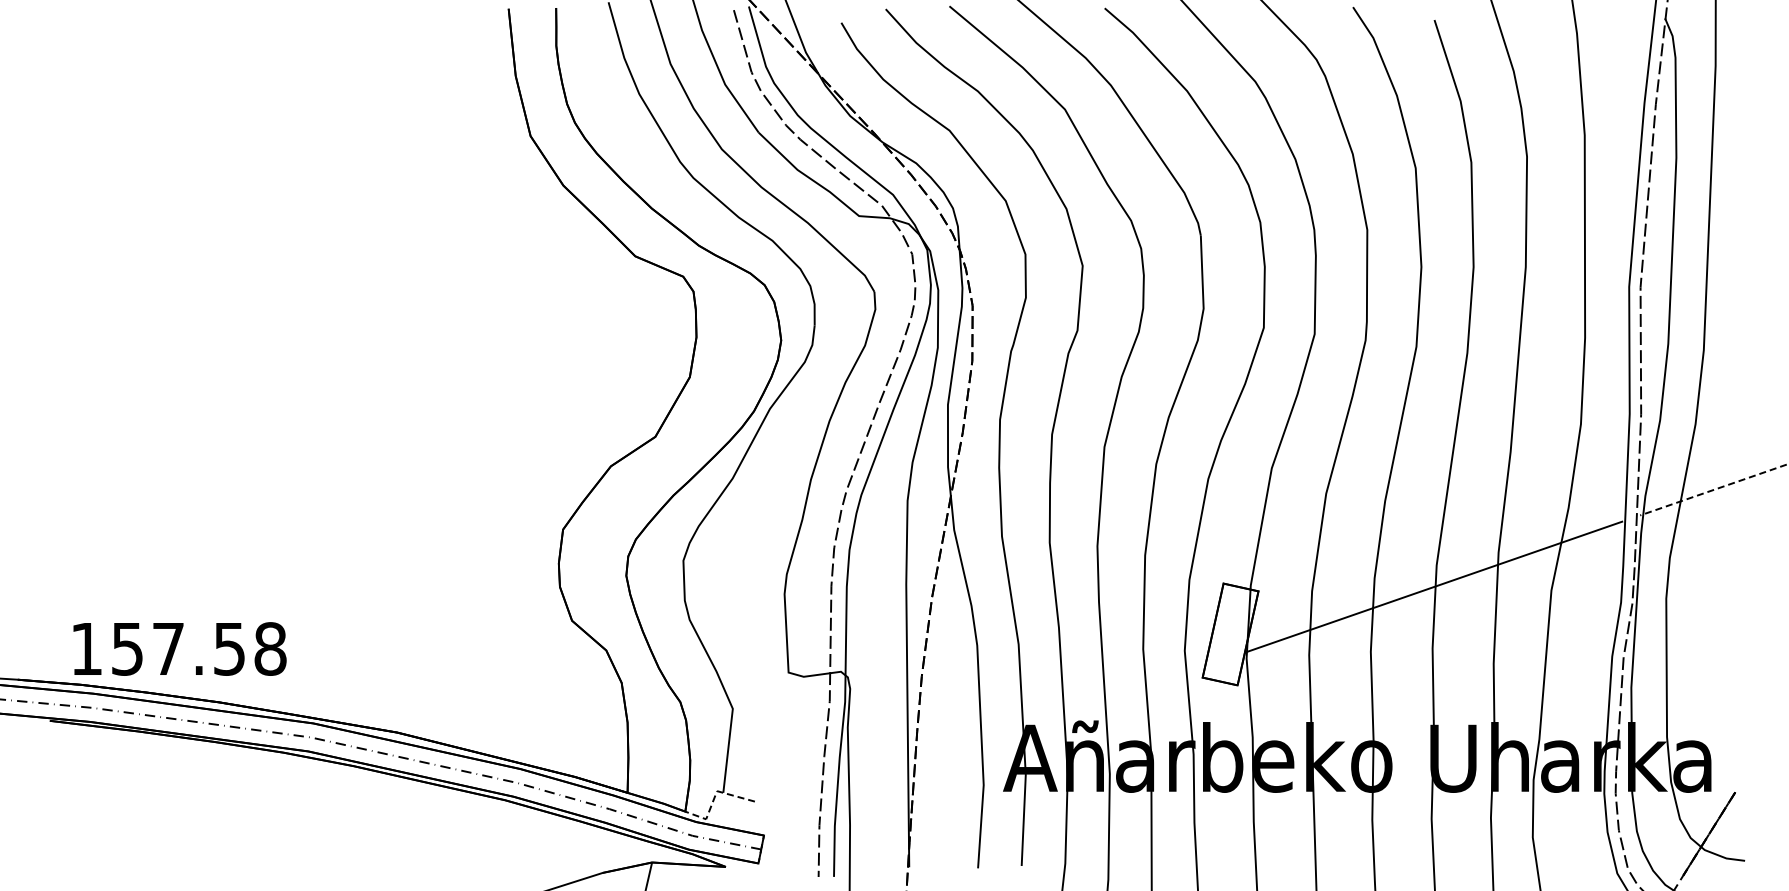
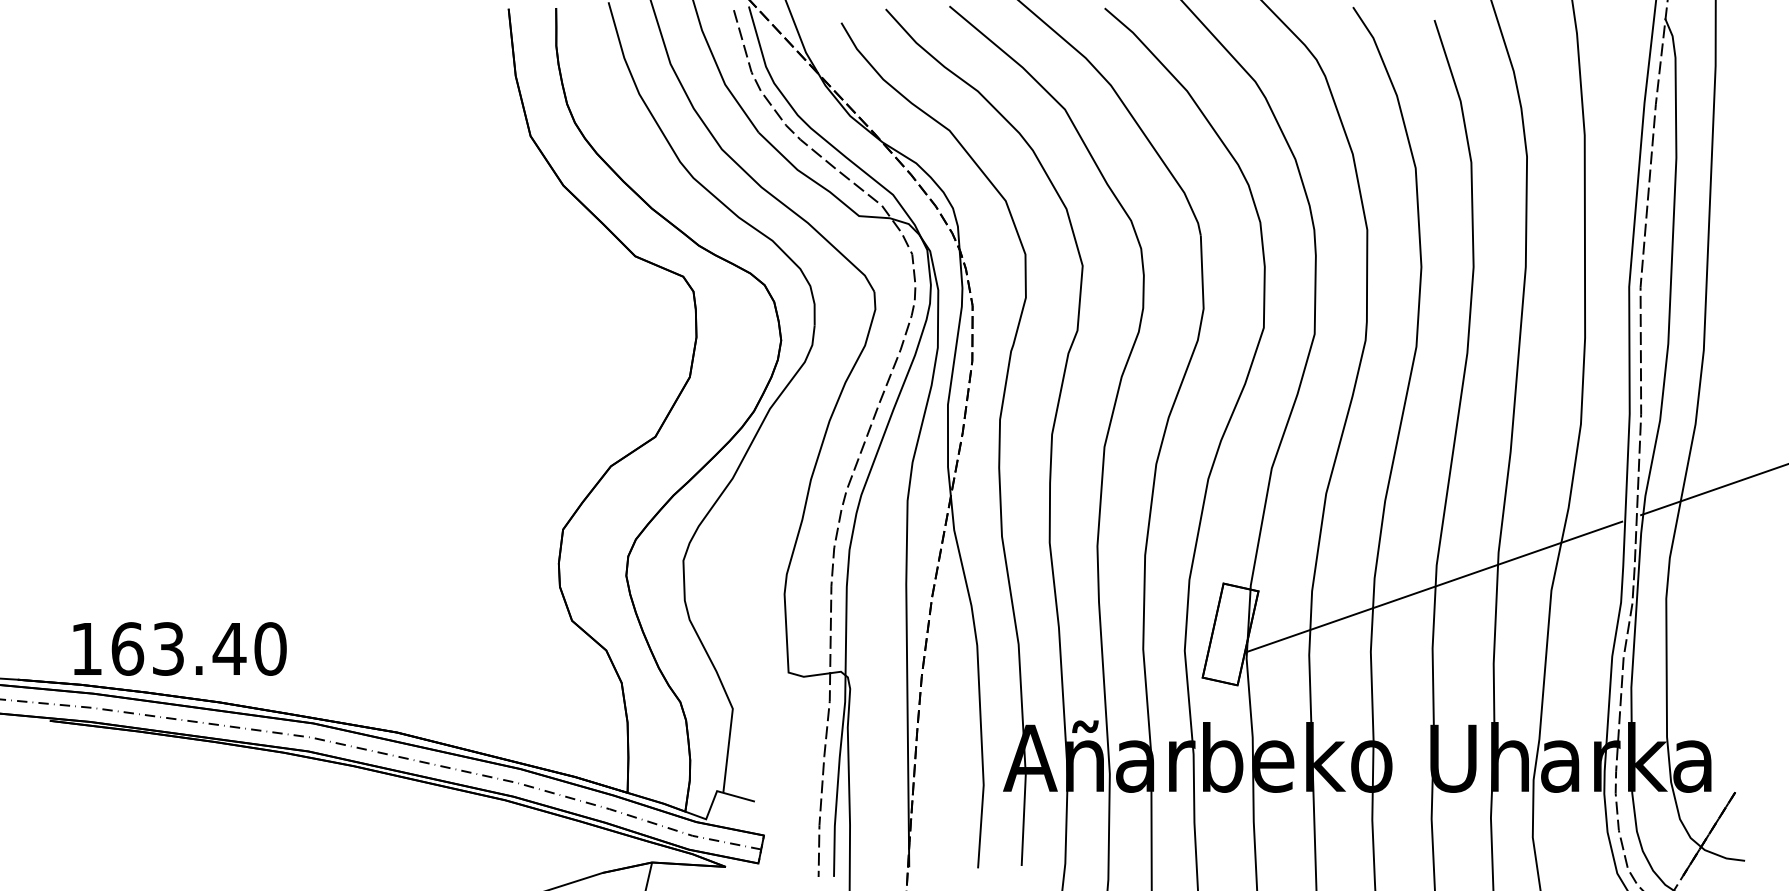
line: dashed -> solid (1713, 489)
text: 157.58 -> 163.40 (198, 648)
line: dashed -> solid (714, 797)
